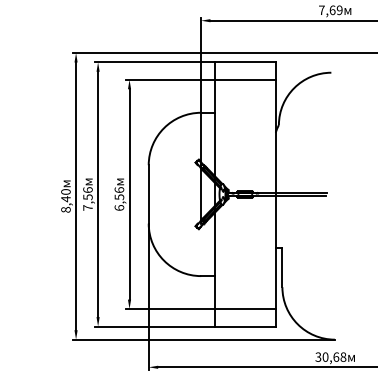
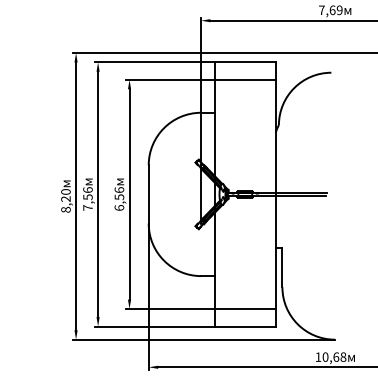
text: 8,40 -> 8,20 (65, 199)
text: 30,68 -> 10,68 (318, 356)
